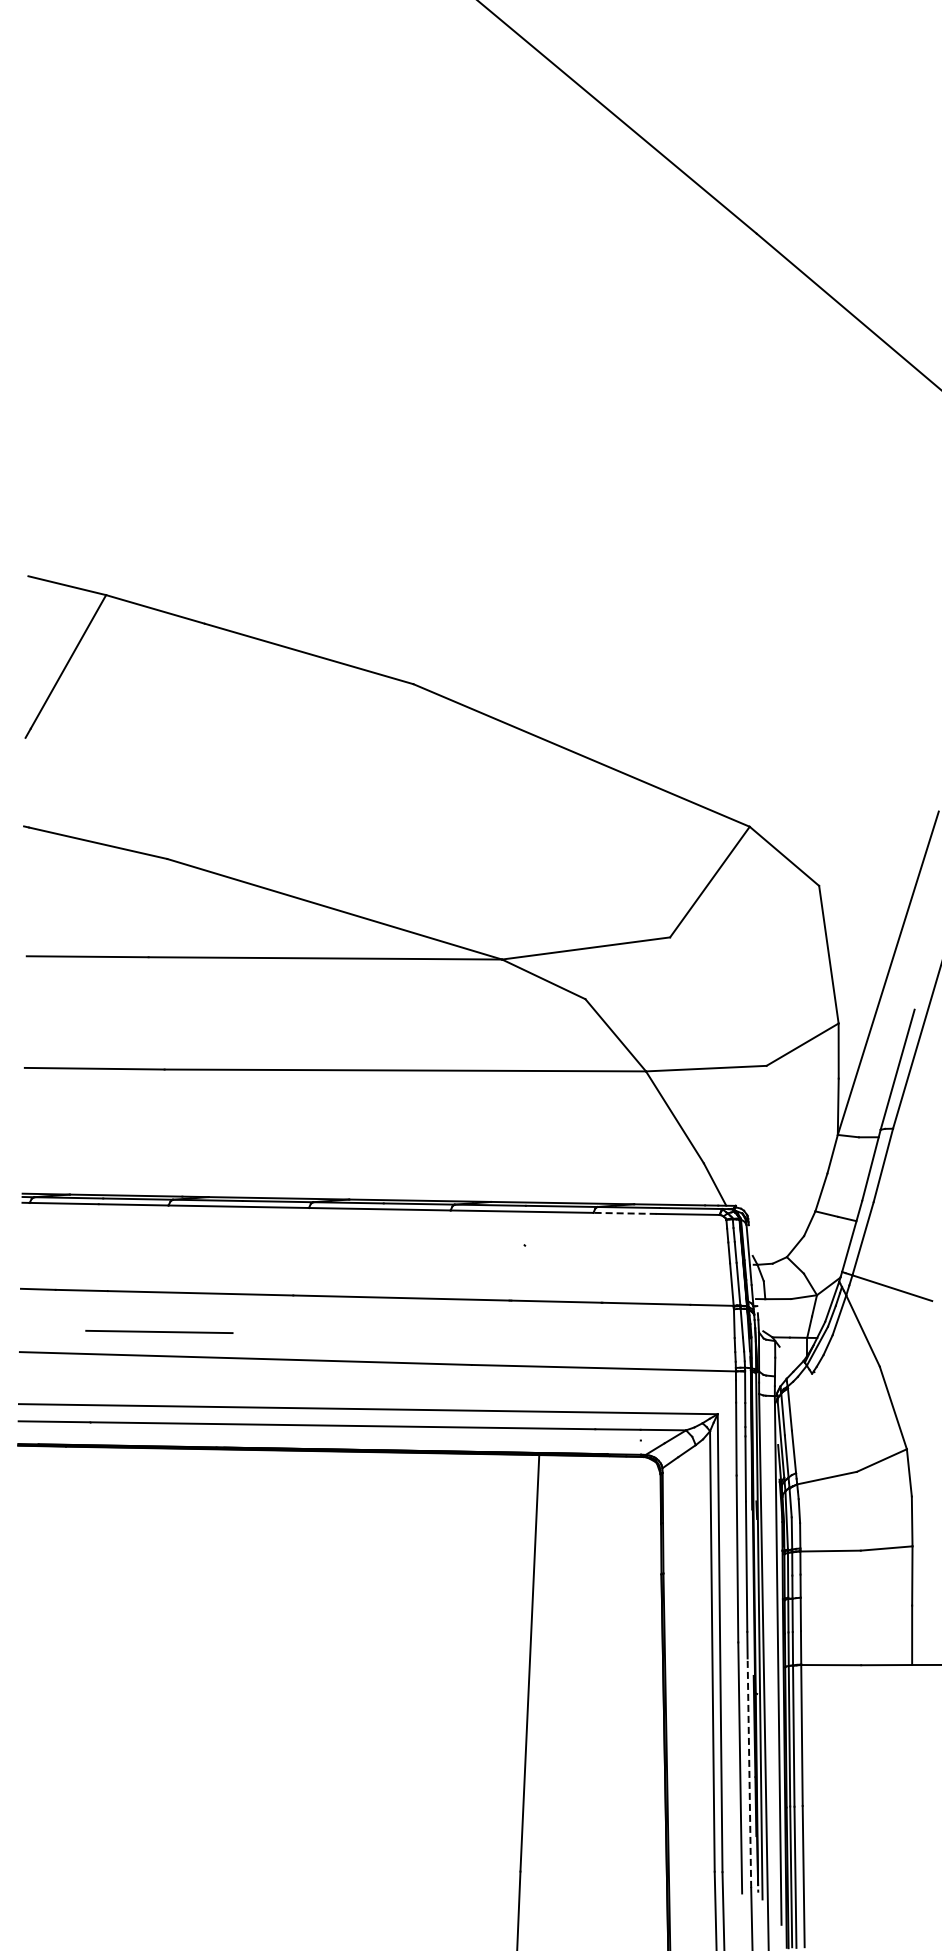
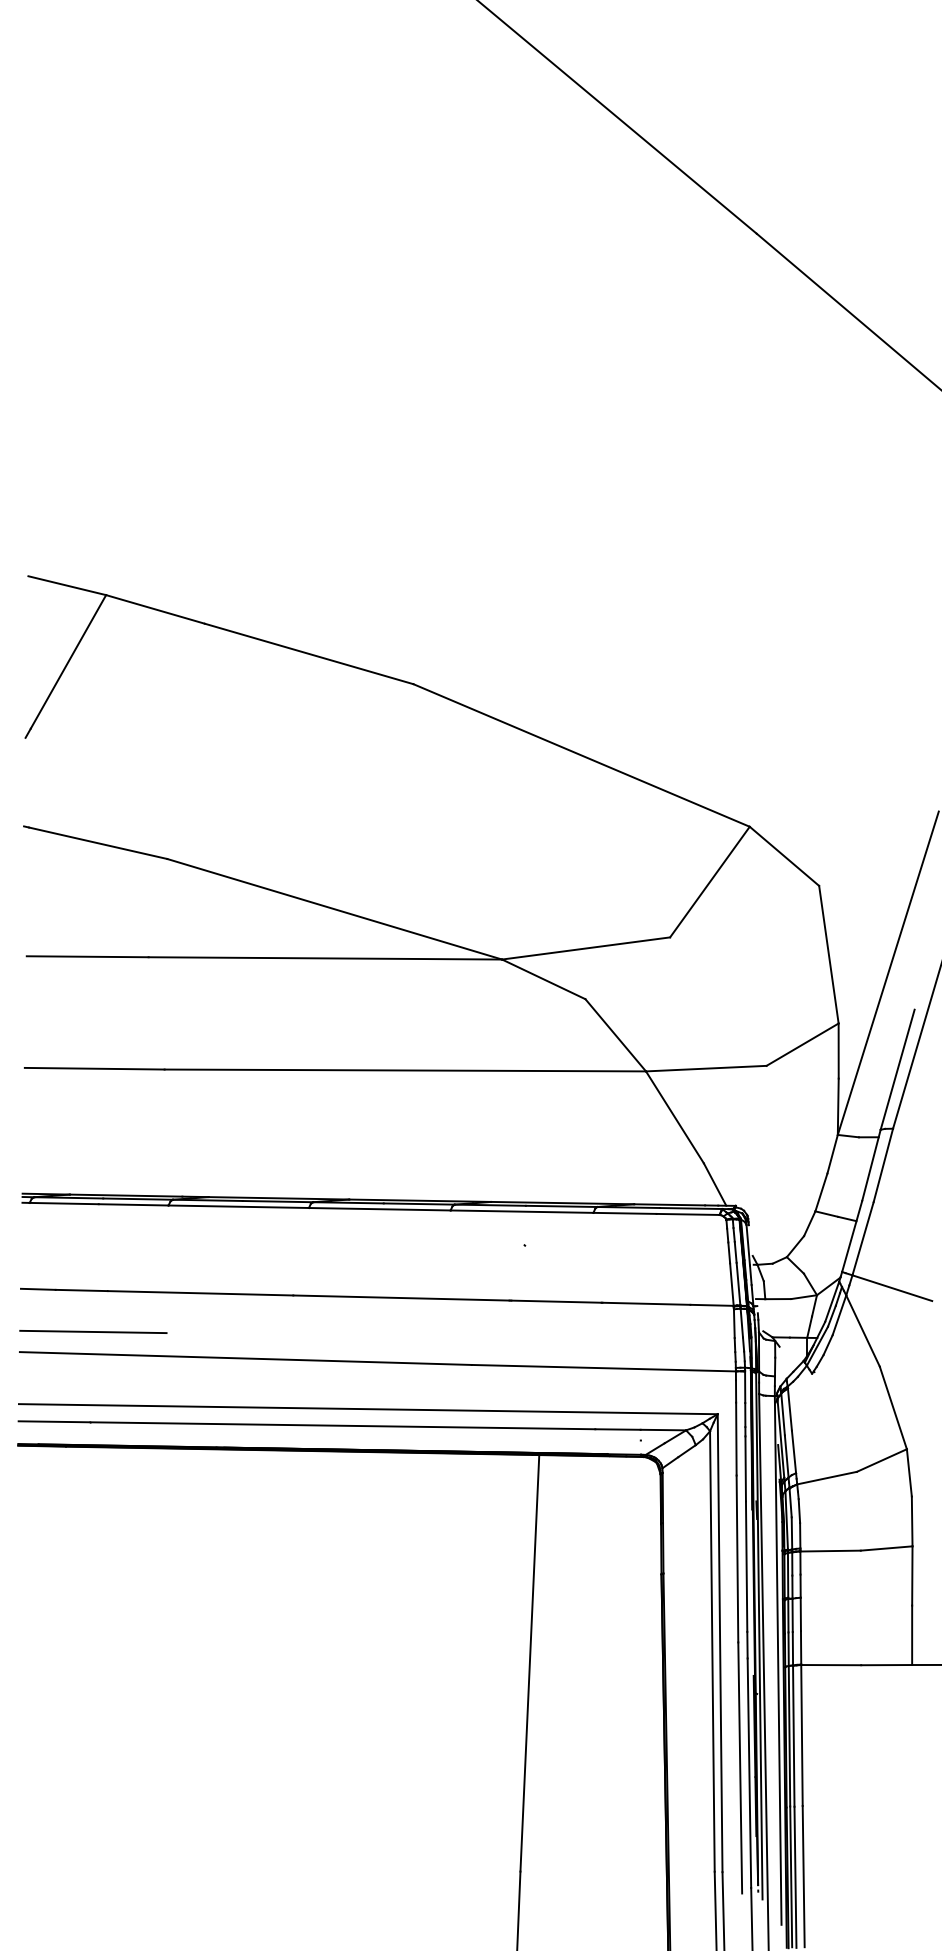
line: dashed -> solid (625, 1213)
line position: (159, 1331) -> (93, 1331) (93, 1331)
line: dashed -> solid (749, 1773)
